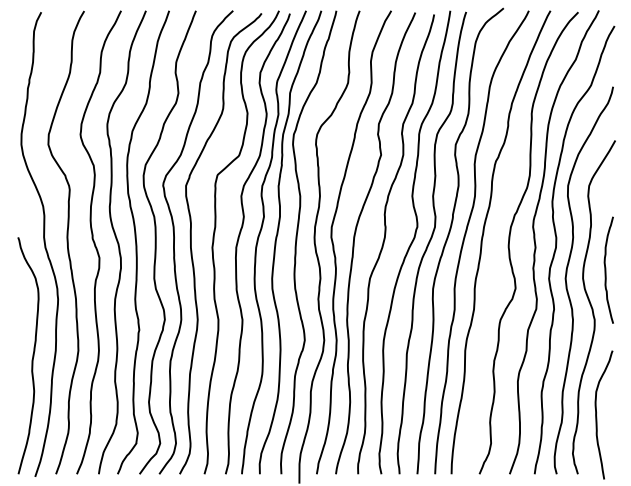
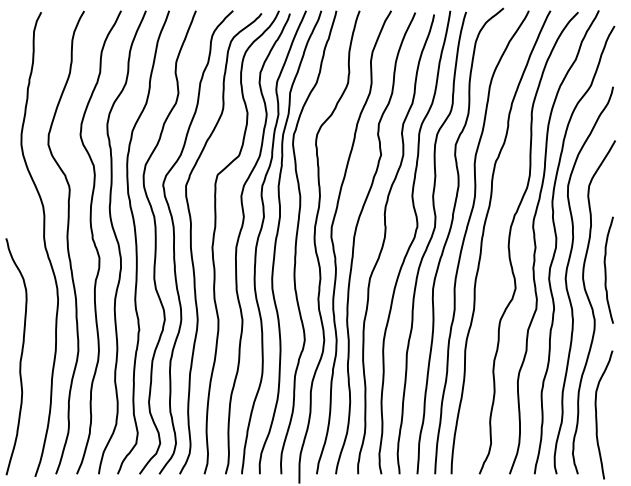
curve position: (32, 355) -> (20, 356) (20, 356)
